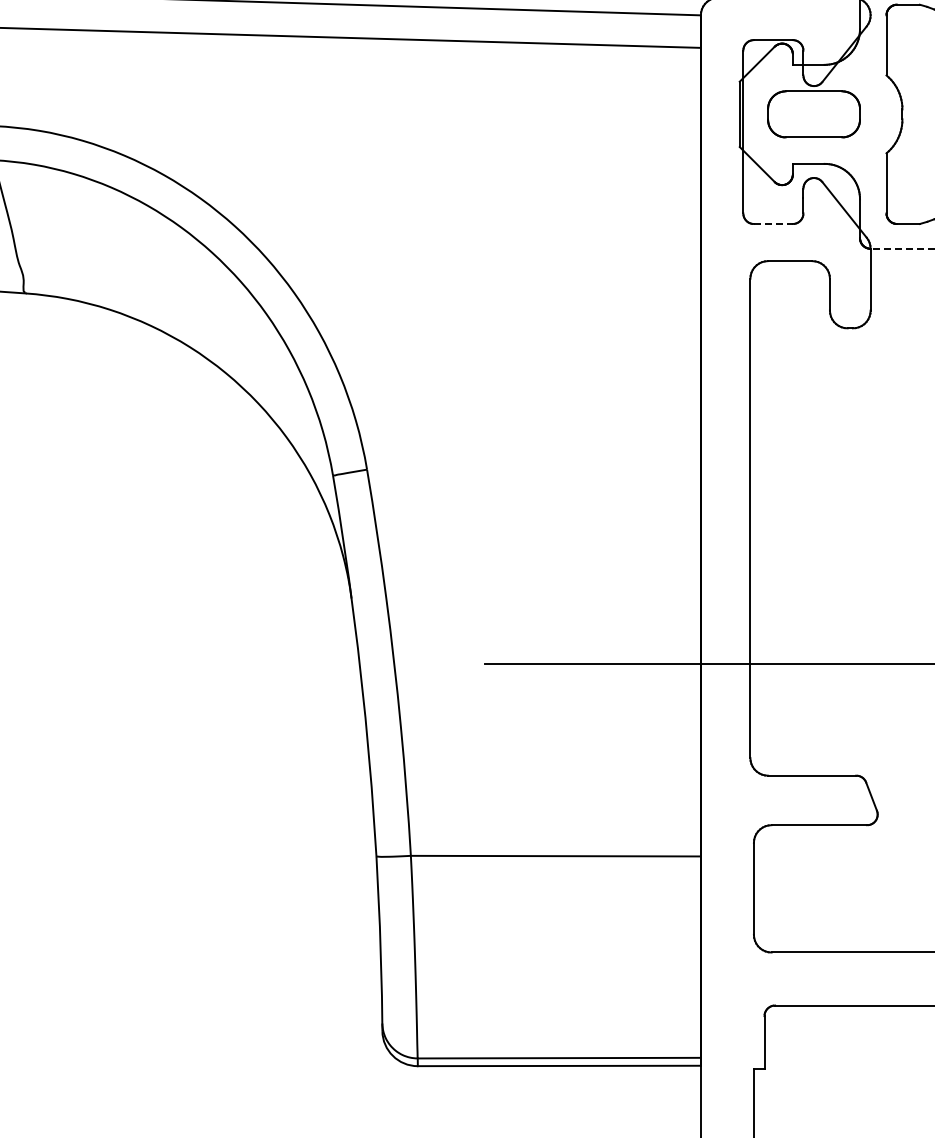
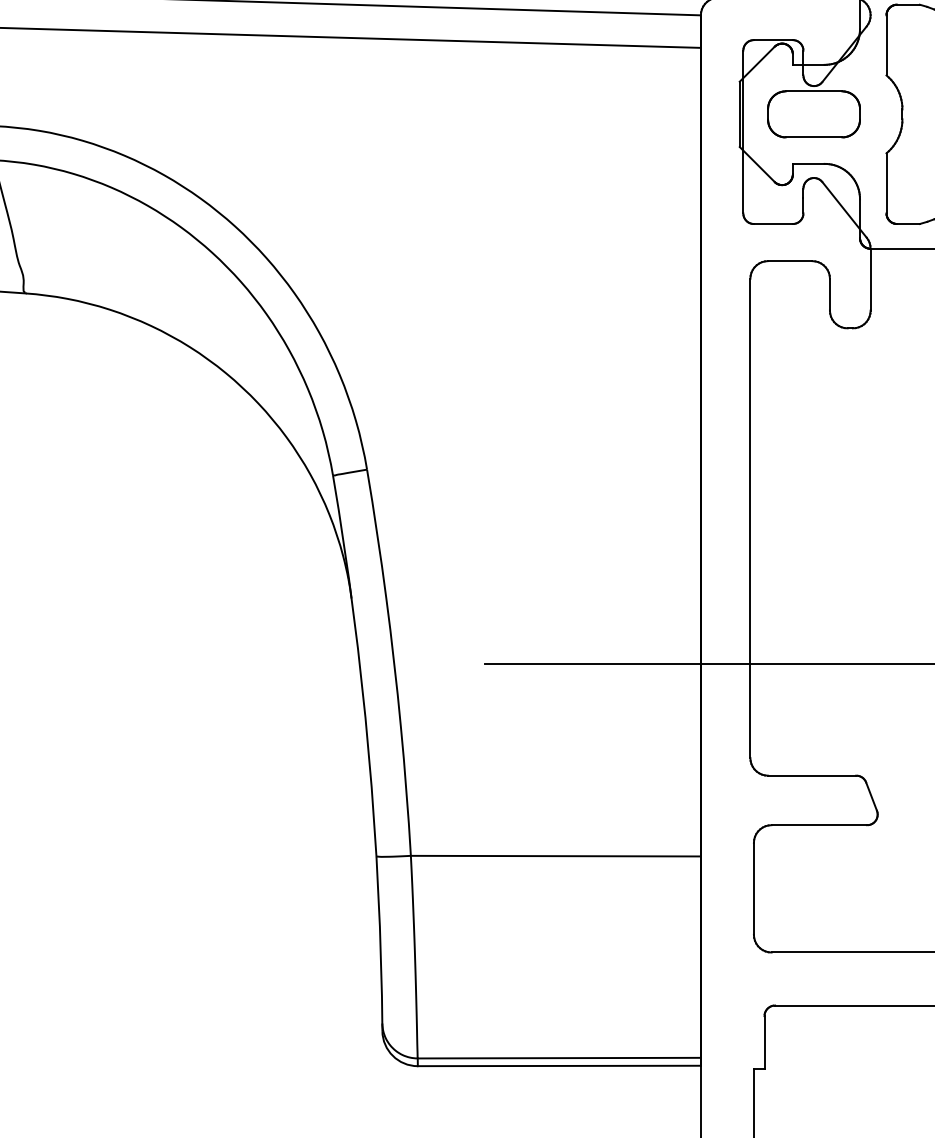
line: dashed -> solid (773, 224)
line: dashed -> solid (902, 248)
